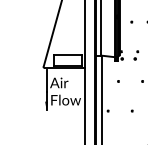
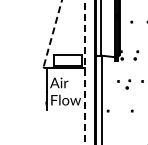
line: solid -> dashed (52, 34)
line: solid -> dashed (84, 73)
part: none -> present (128, 84)
